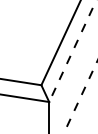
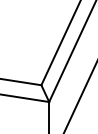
line: dashed -> solid (72, 51)
line: dashed -> solid (80, 96)
